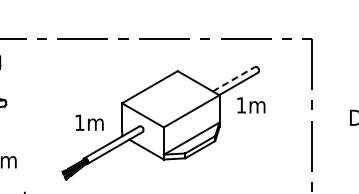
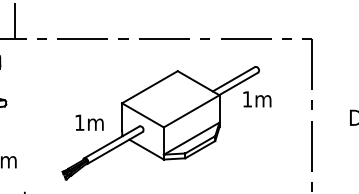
line: none -> present (14, 20)
line: dashed -> solid (234, 79)
text position: (251, 105) -> (257, 99) (257, 99)
